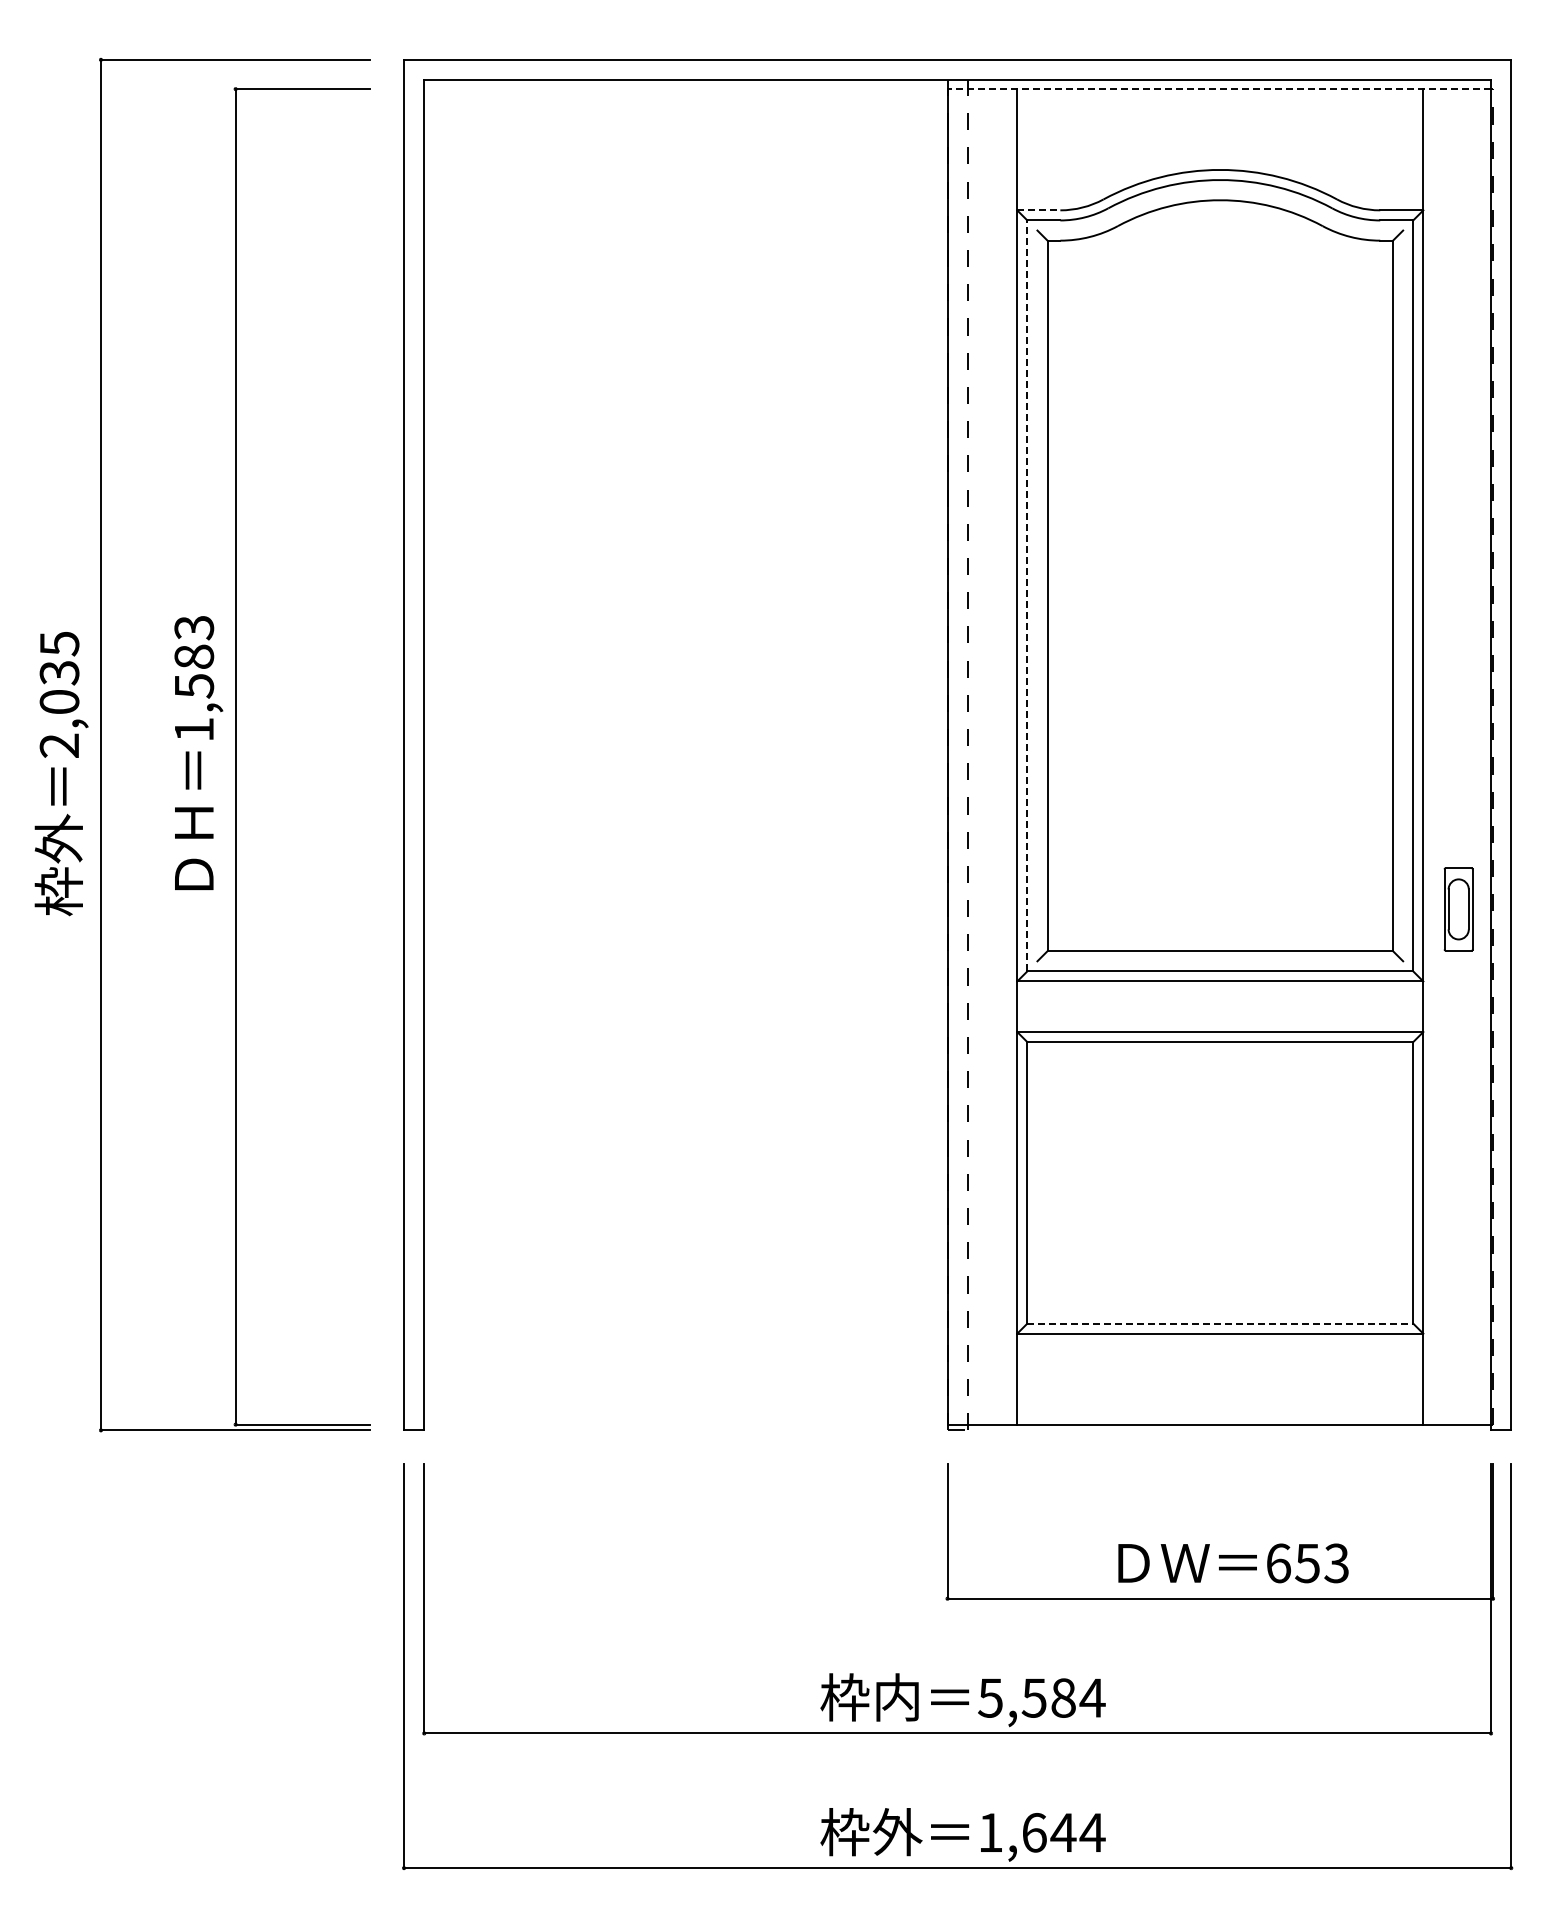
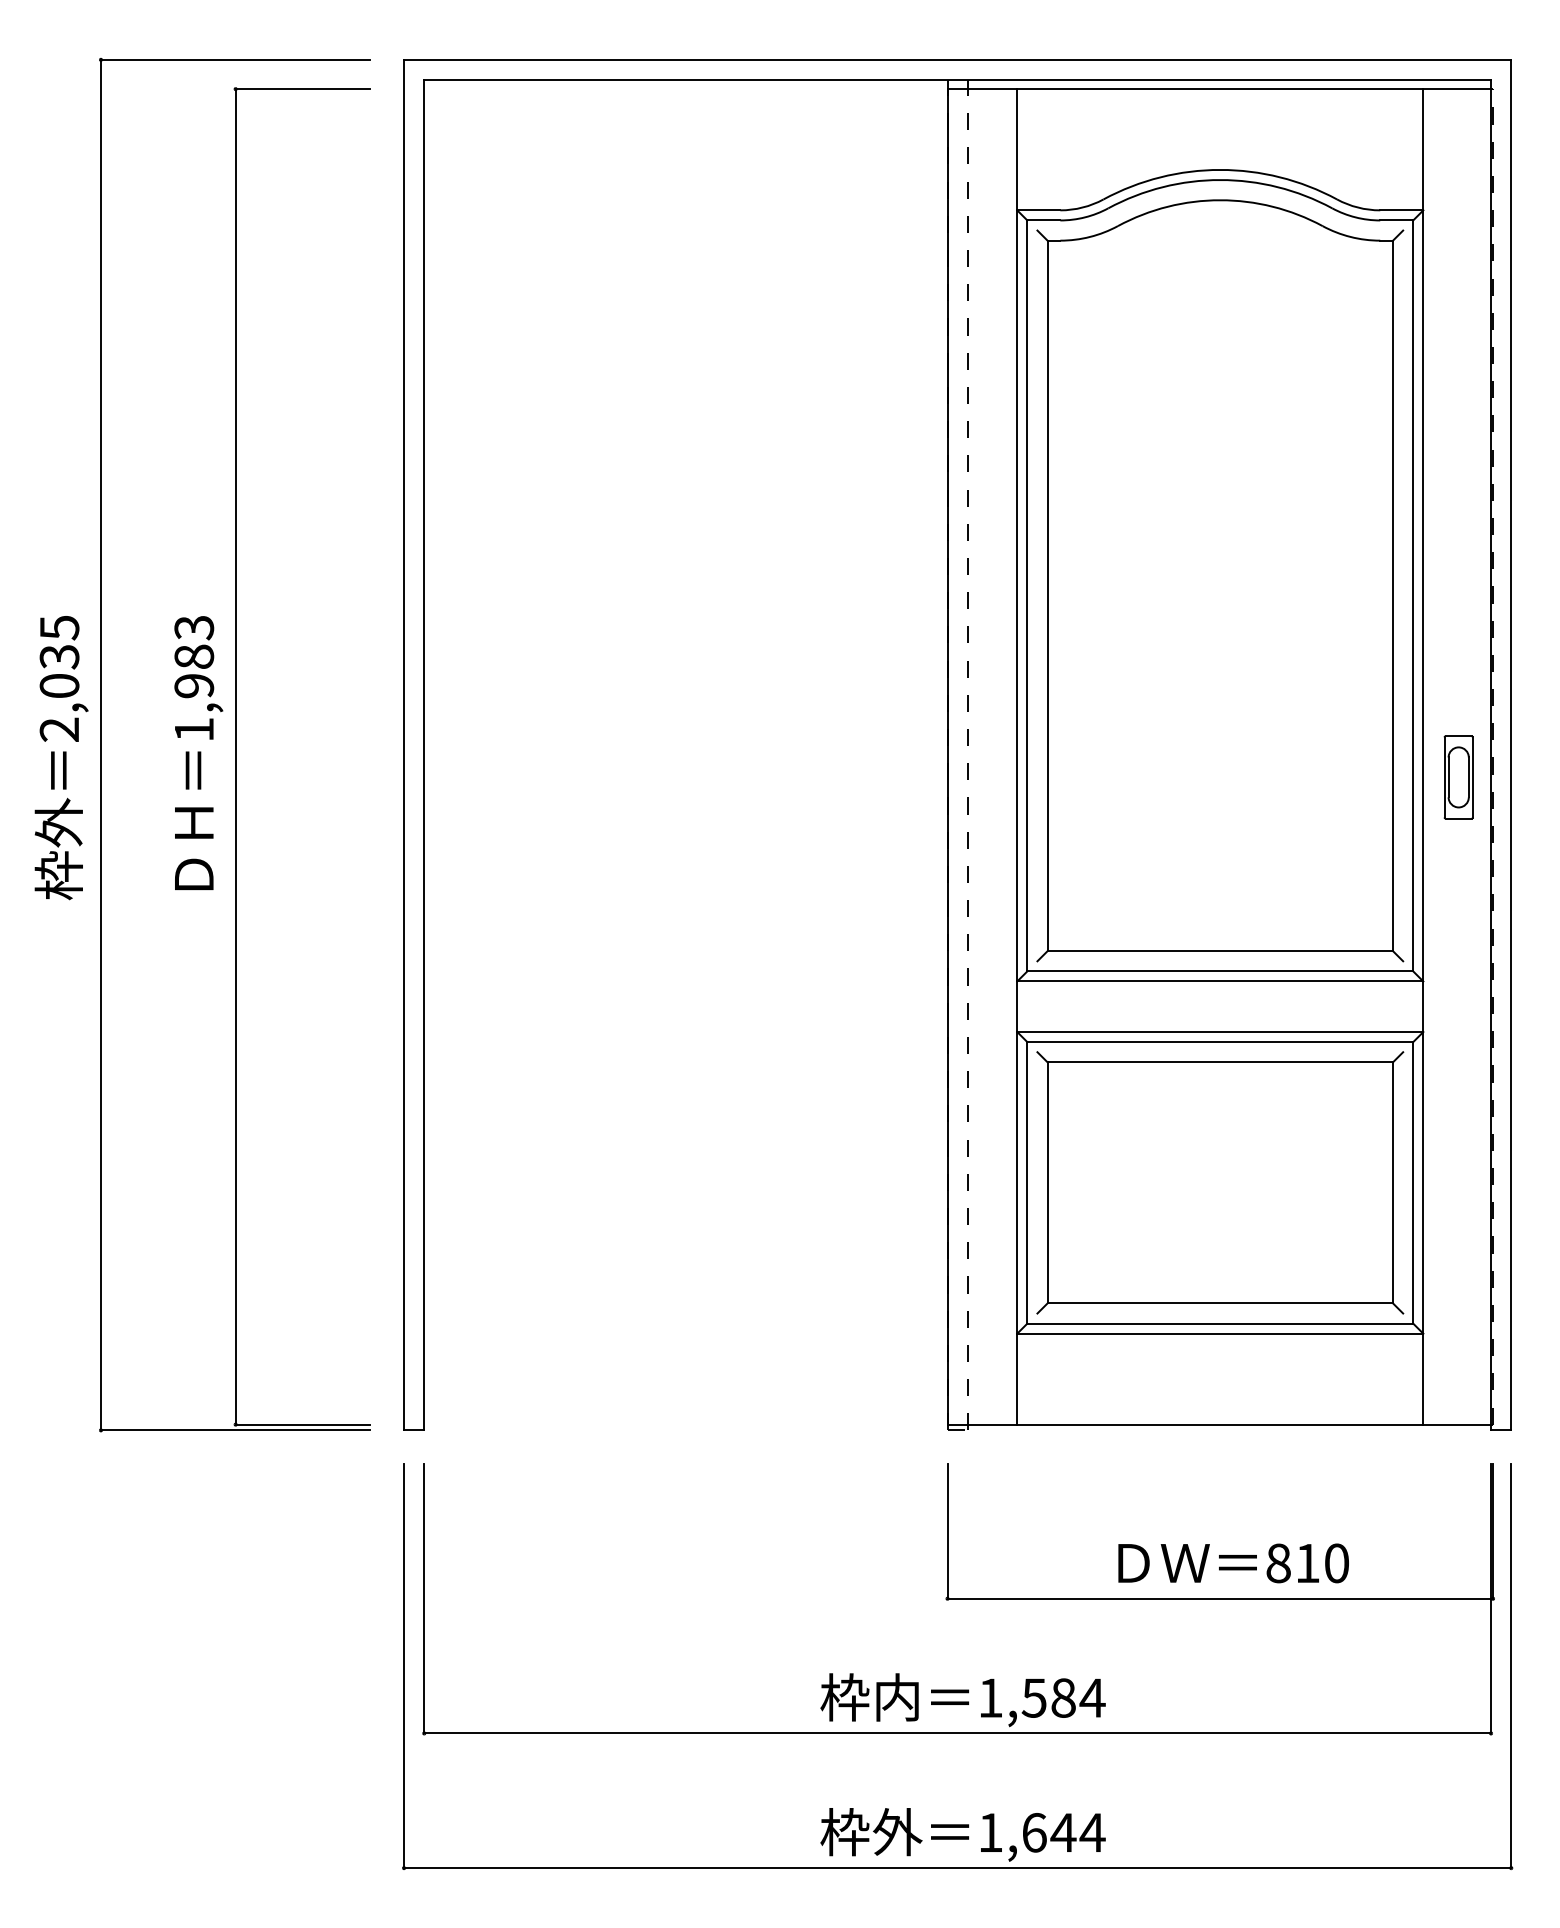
line: dashed -> solid (1219, 89)
line: dashed -> solid (1038, 210)
line: dashed -> solid (1027, 595)
text: 1,583 -> 1,983 (194, 686)
text position: (61, 774) -> (61, 758) (61, 758)
part position: (1458, 909) -> (1458, 777) (1458, 777)
part: none -> present (1220, 1182)
line: dashed -> solid (1220, 1323)
text: 653 -> 810 (1307, 1563)
text: 5,584 -> 1,584 (990, 1697)
